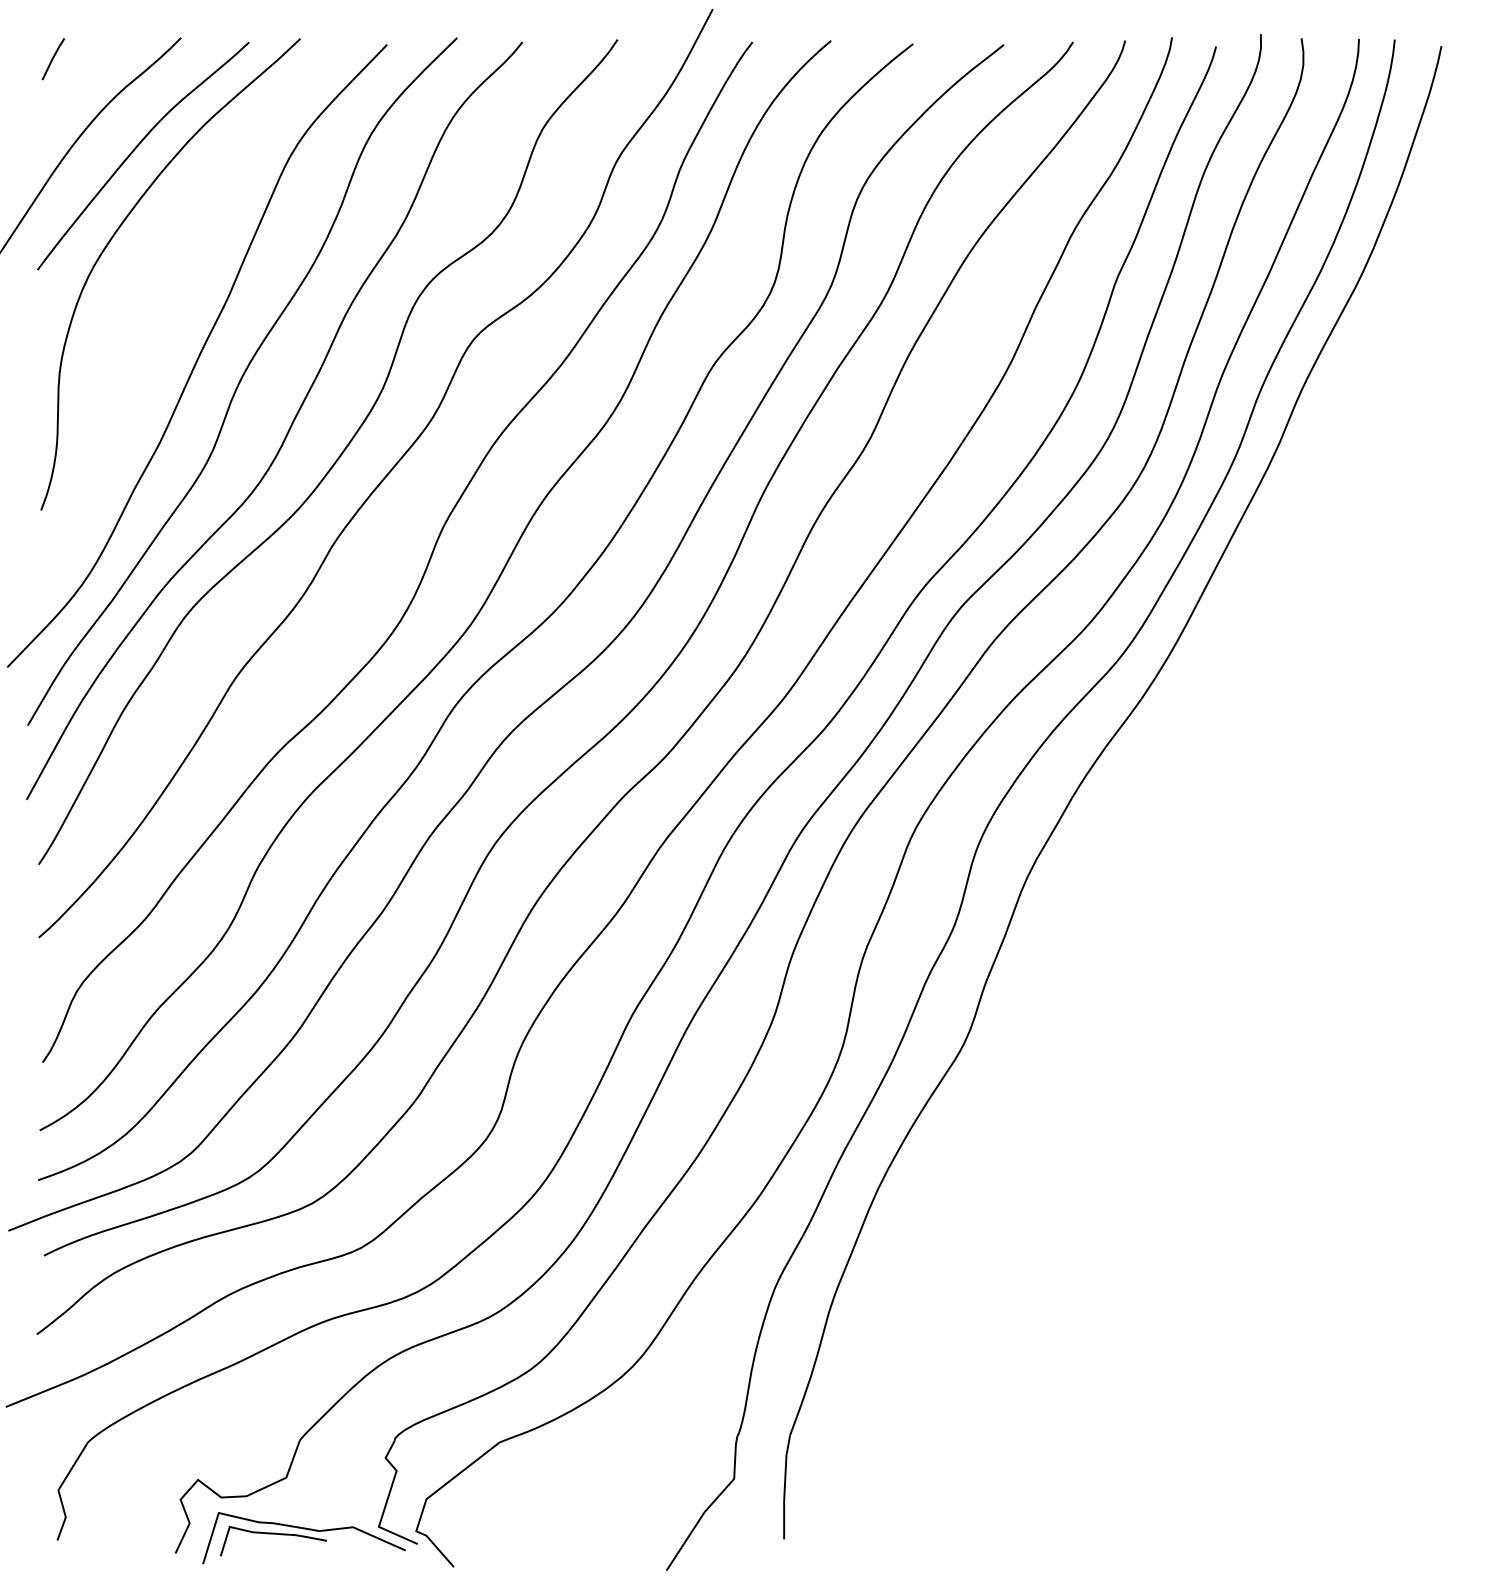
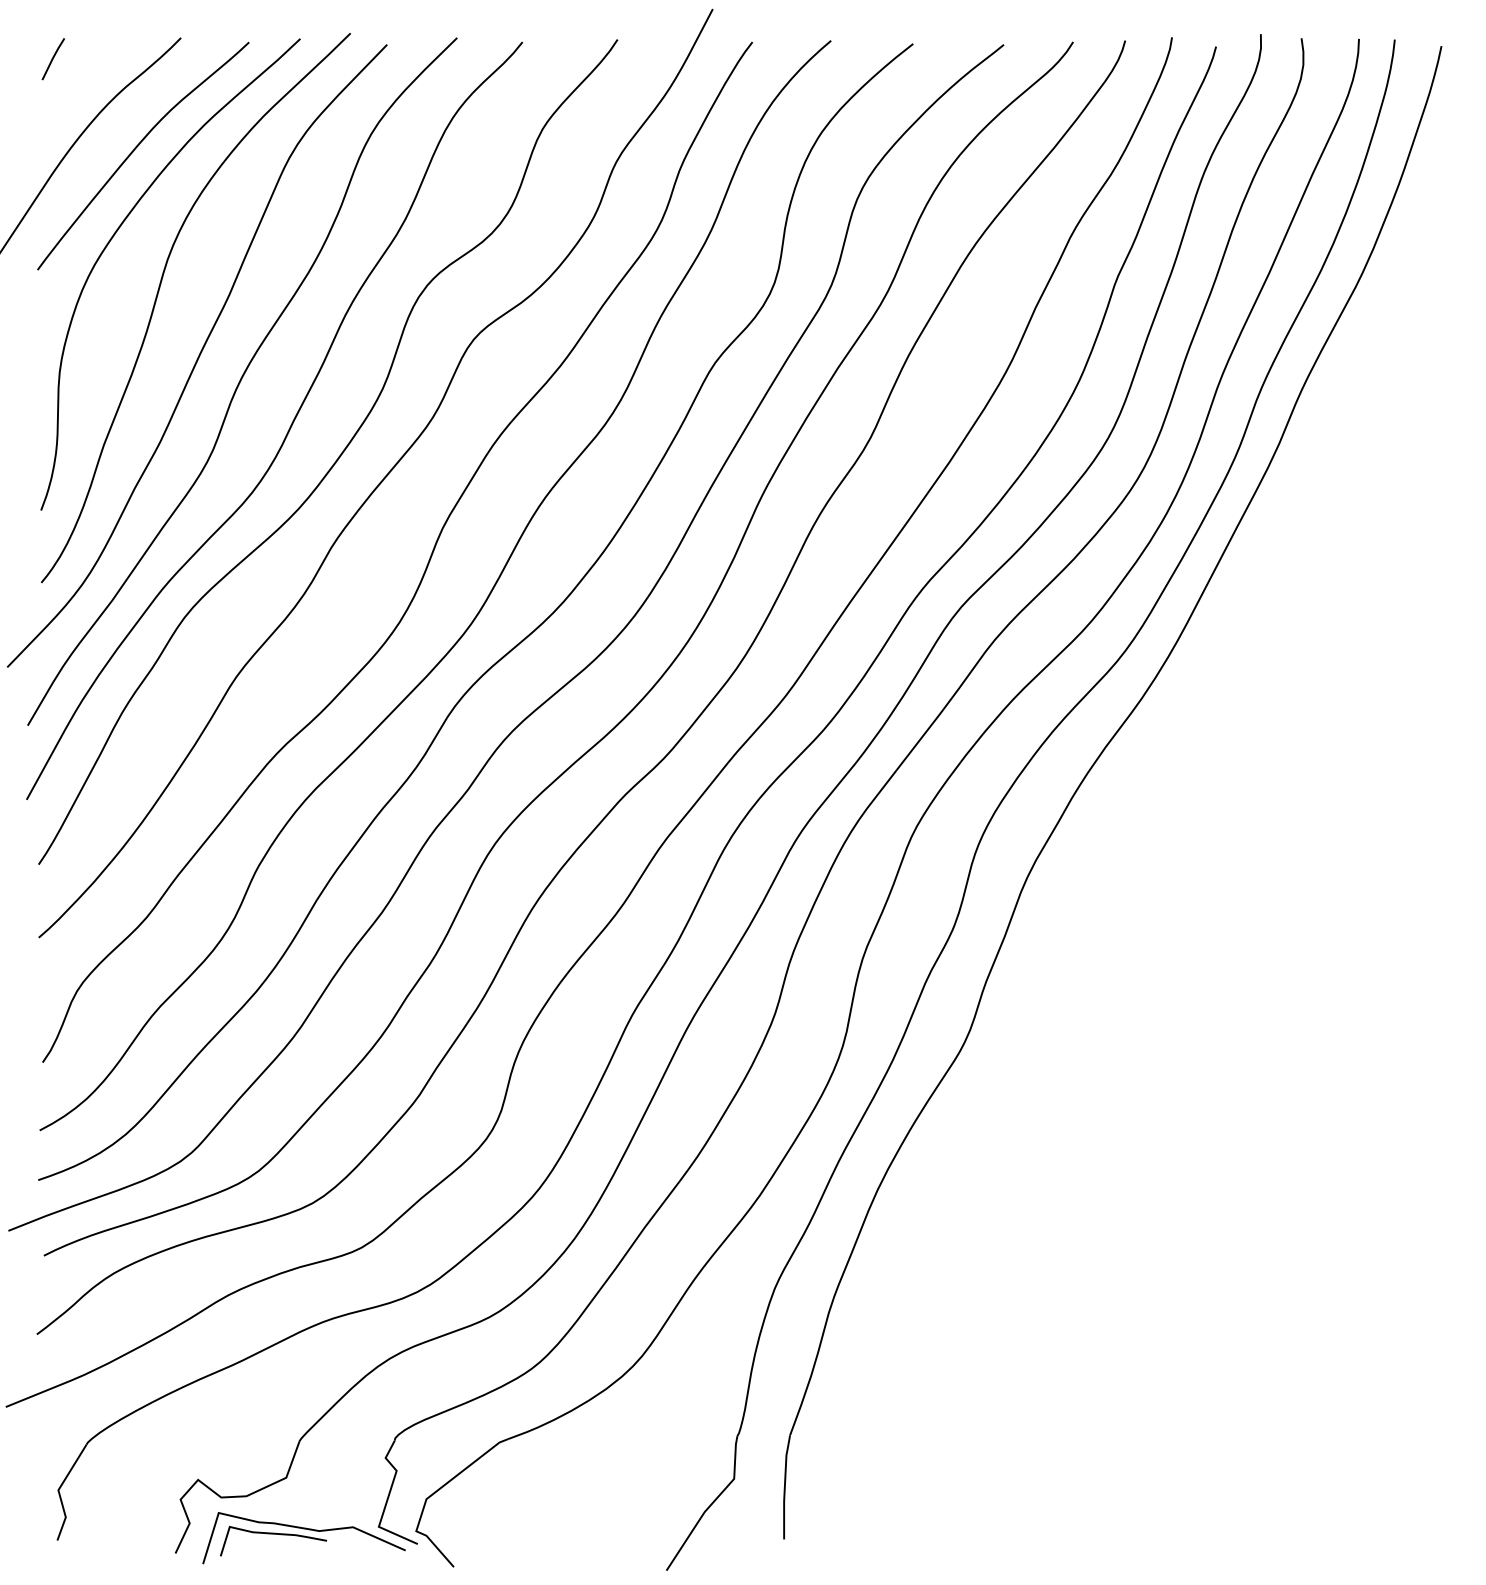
curve: none -> present (158, 295)
